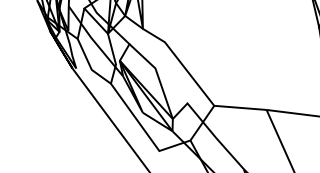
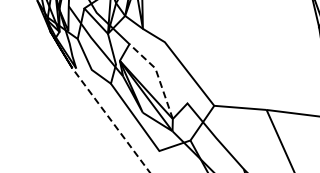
line: solid -> dashed (158, 75)
line: solid -> dashed (111, 120)
